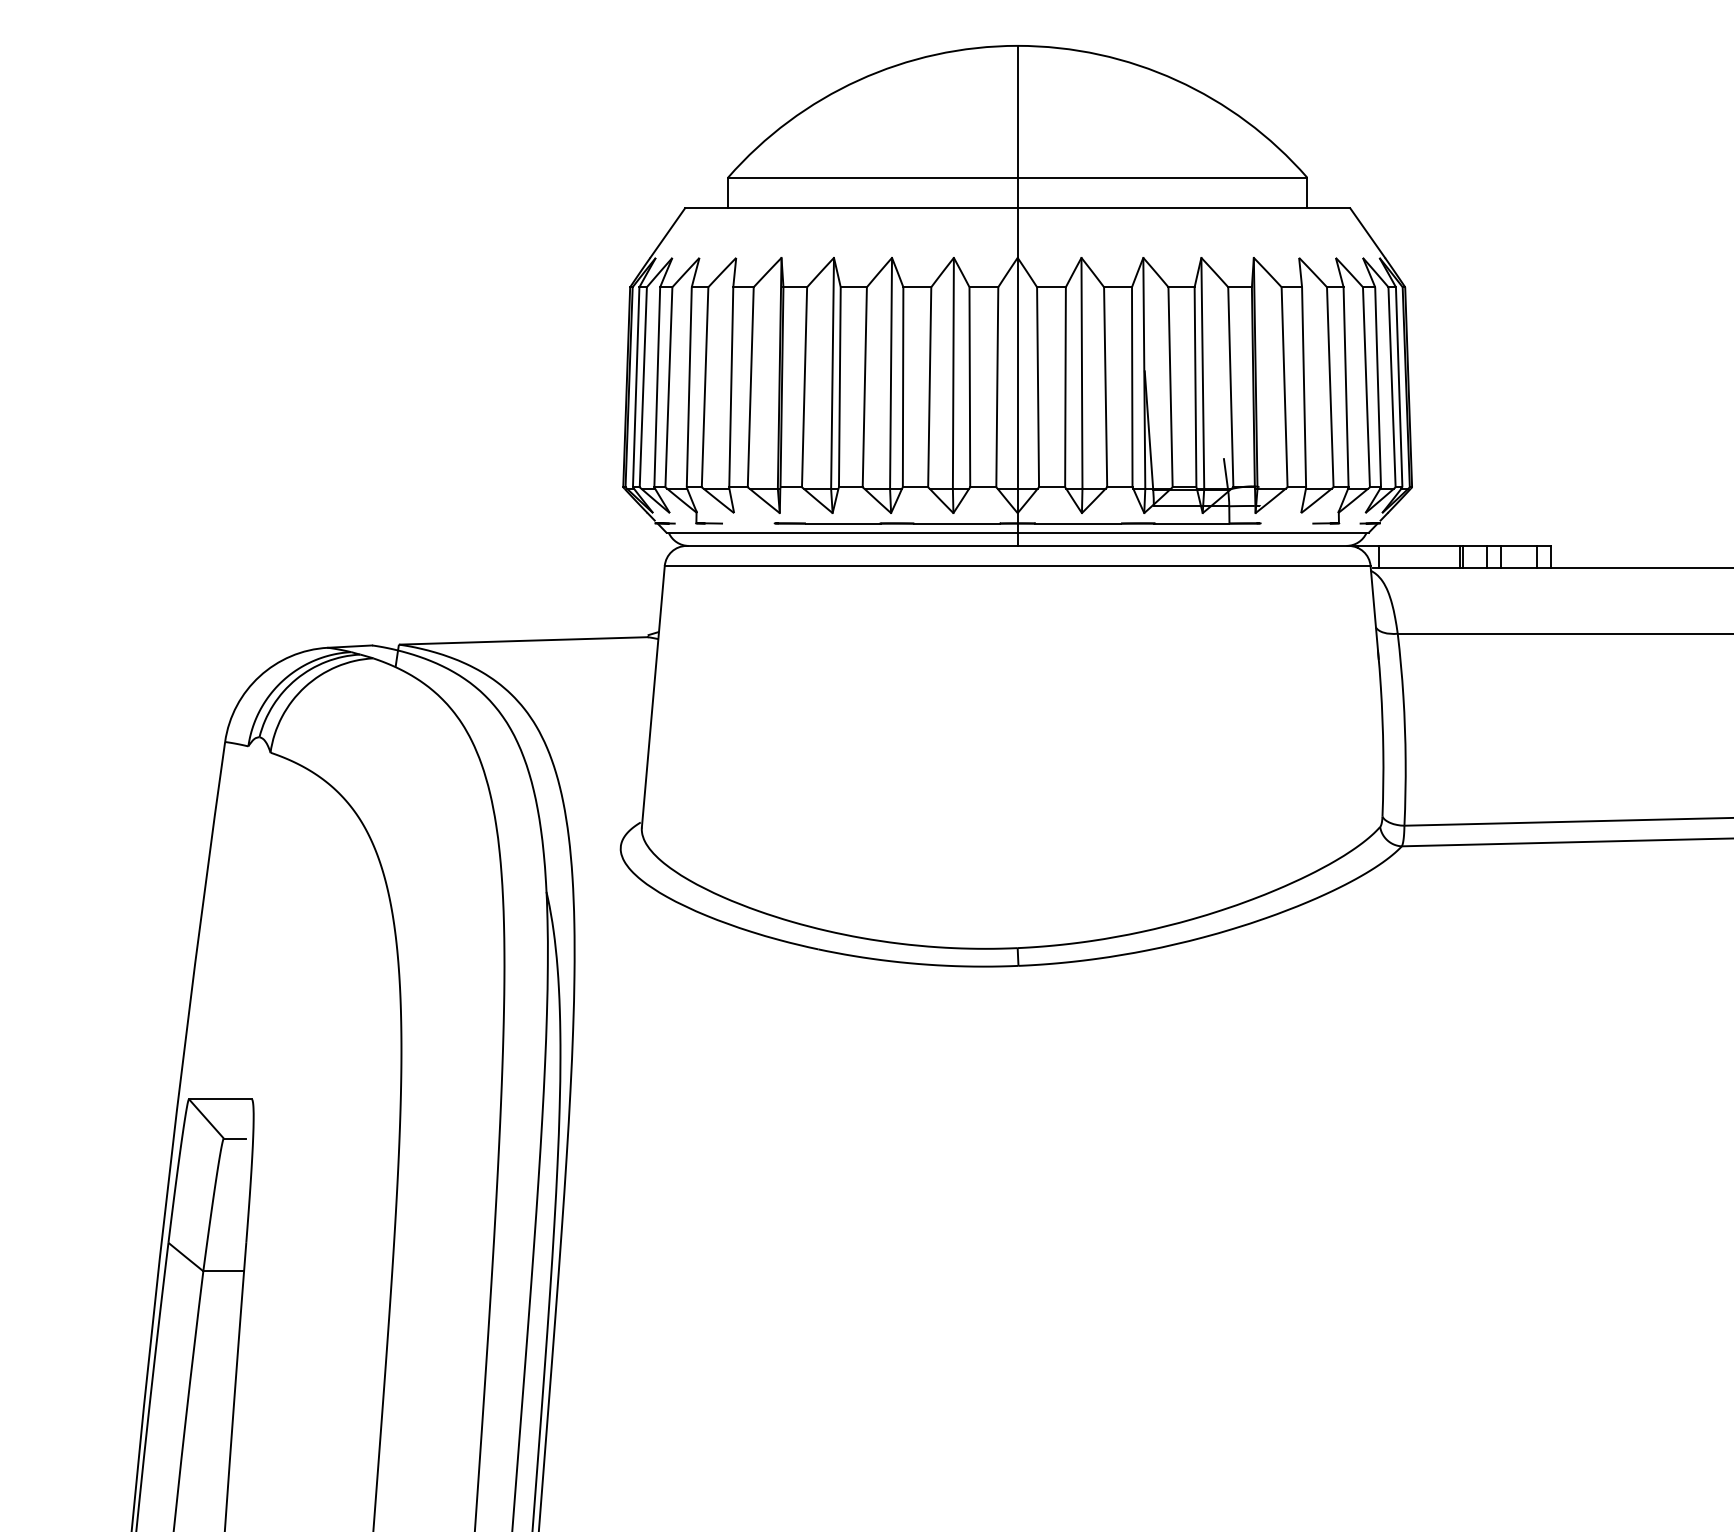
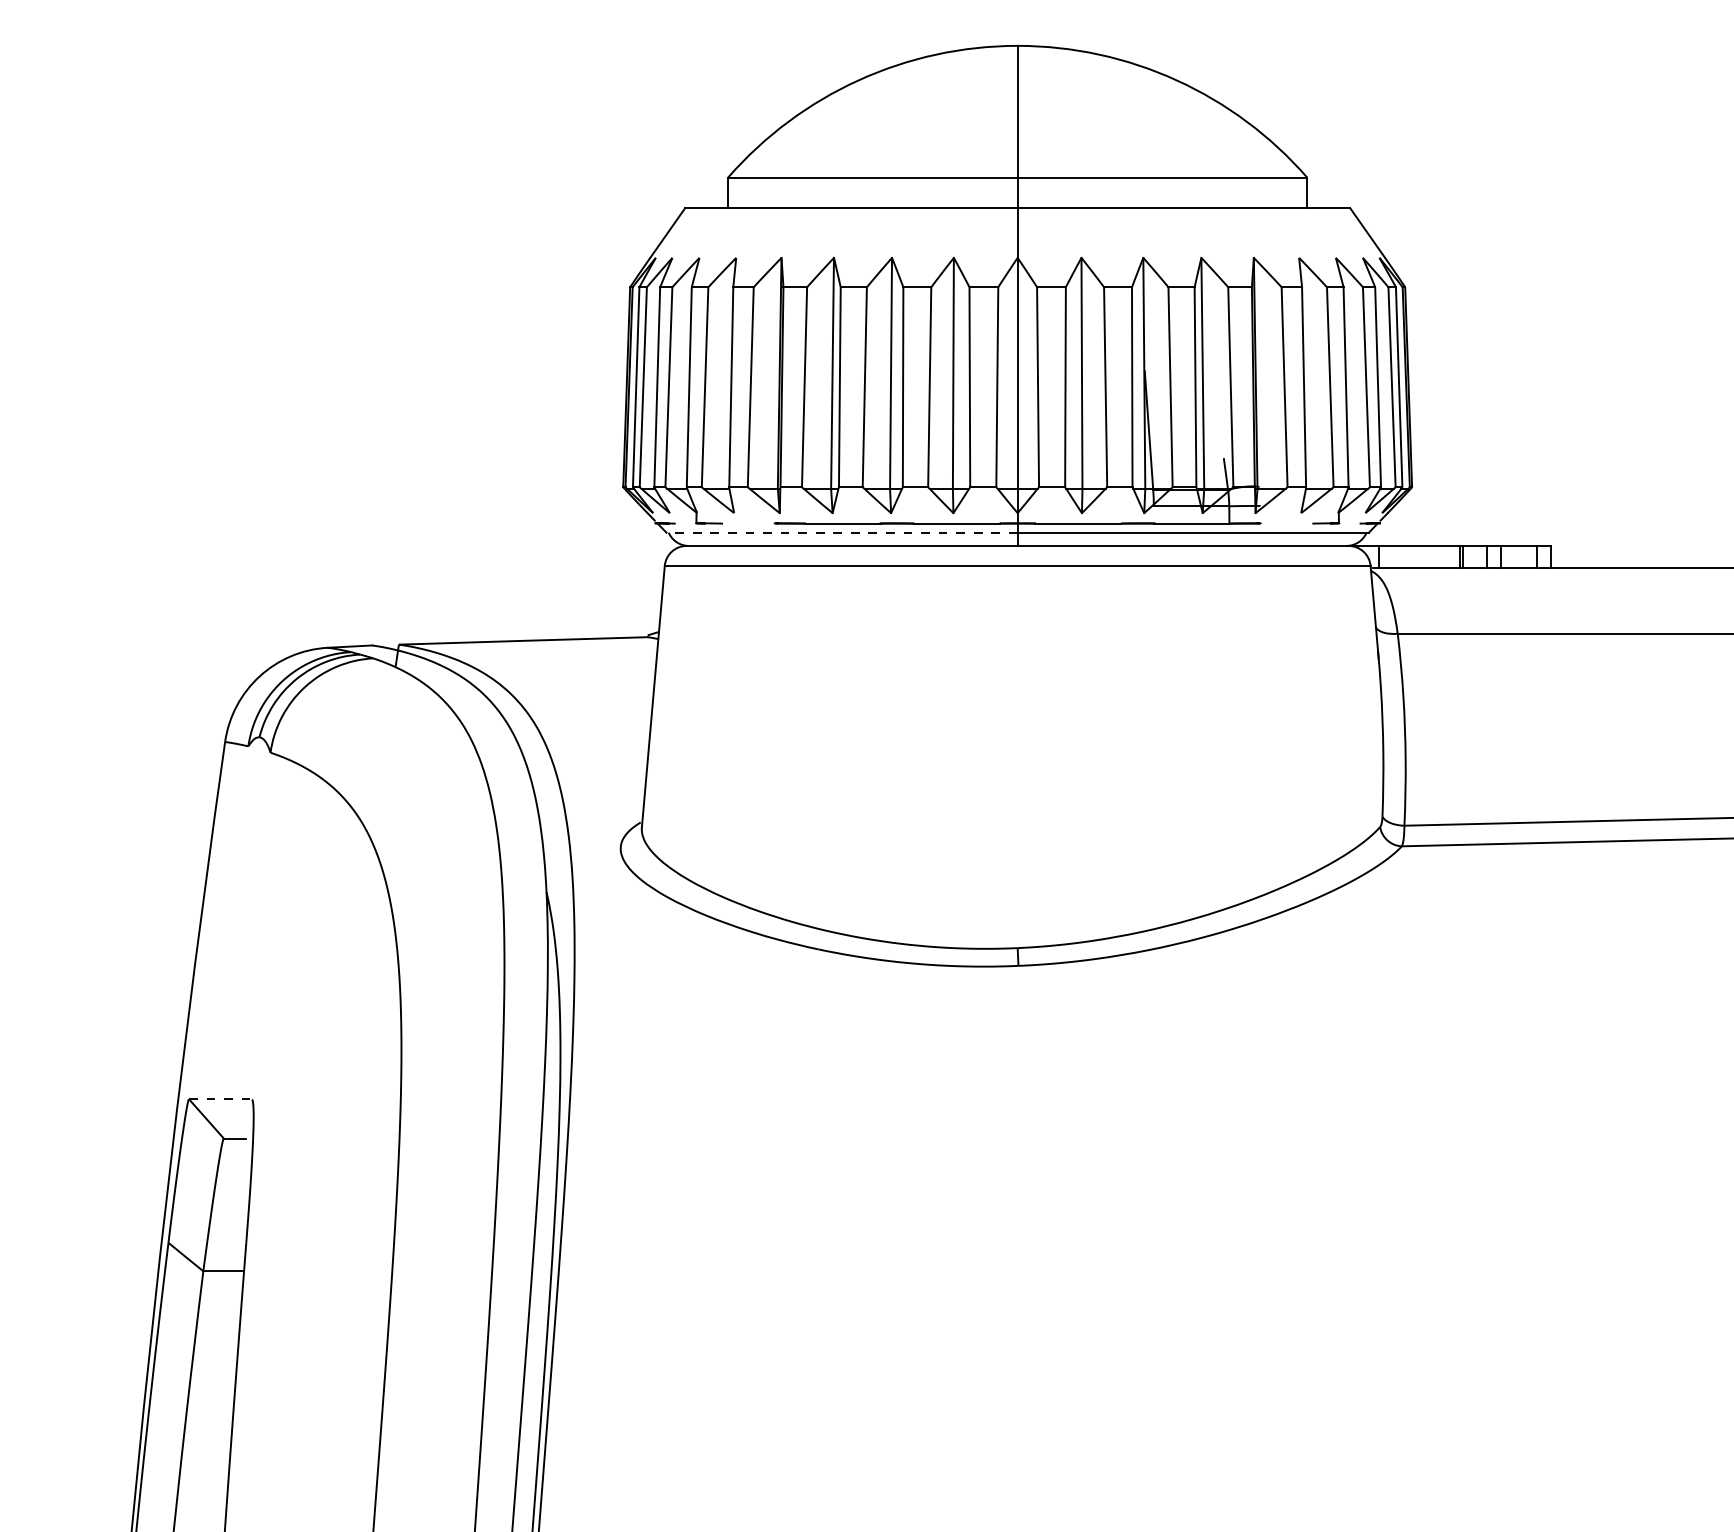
line: solid -> dashed (842, 532)
line: solid -> dashed (220, 1099)
